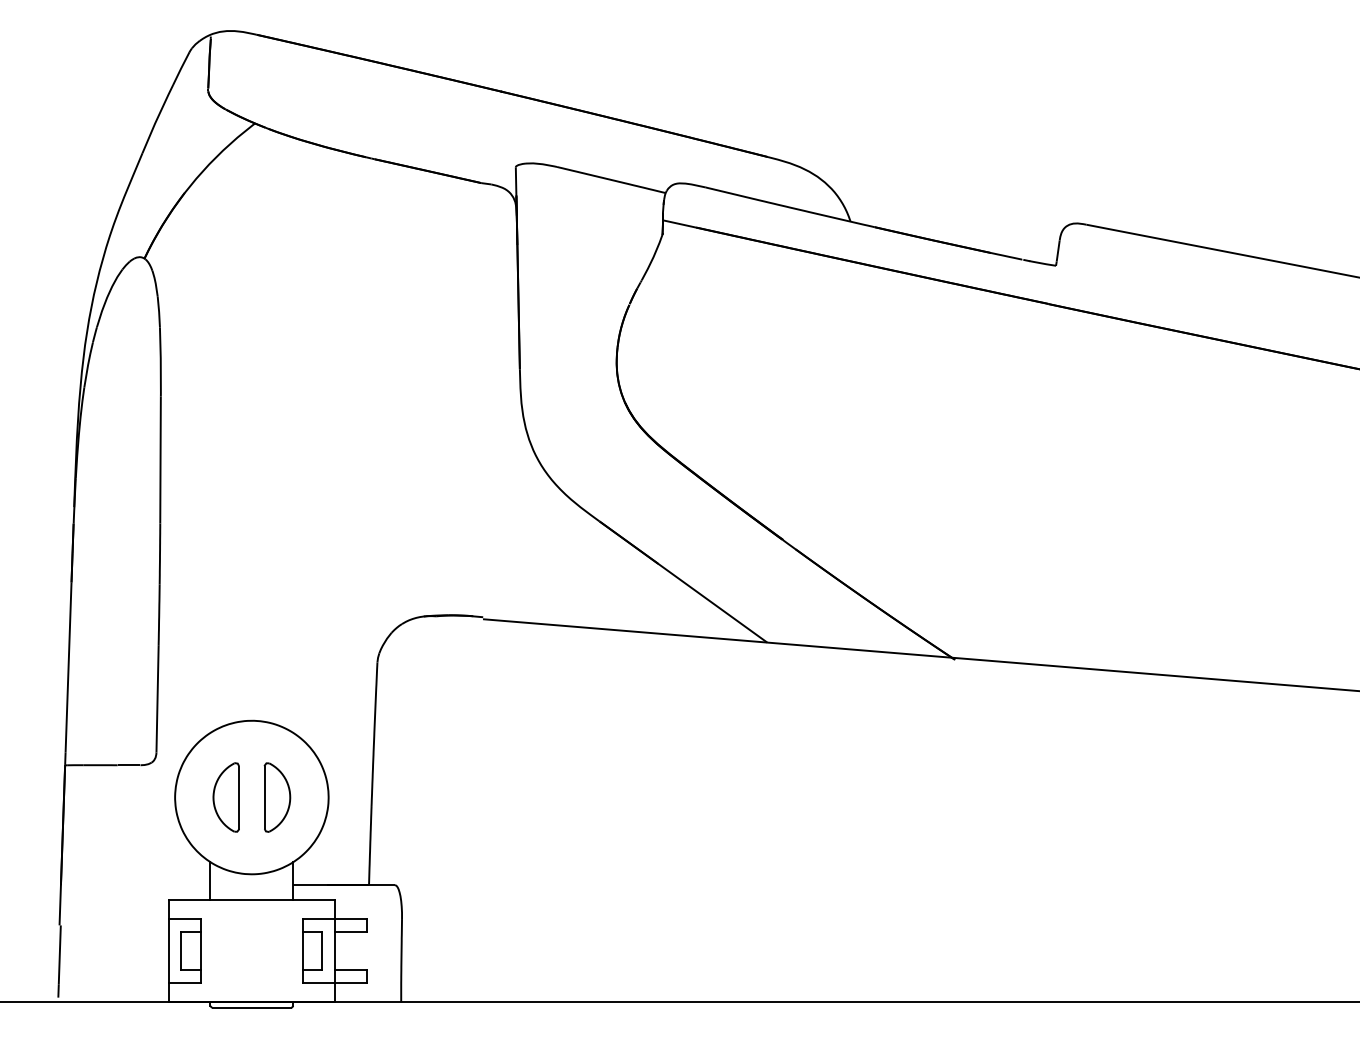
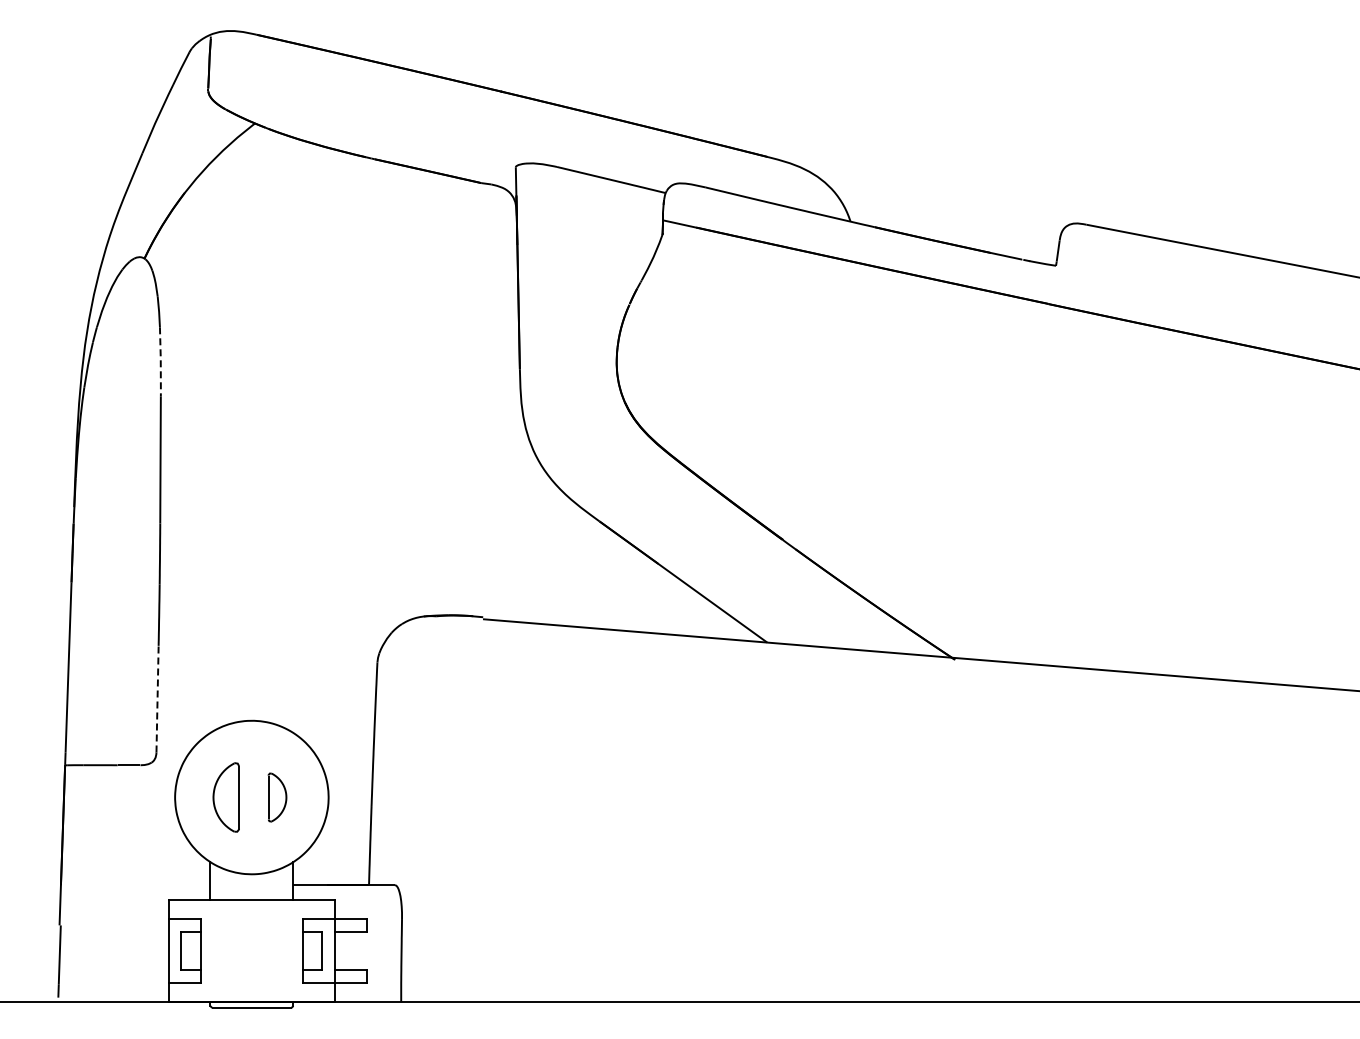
line: solid -> dashed (160, 362)
line: solid -> dashed (157, 698)
part size: 29x71 px -> 21x51 px (277, 797)
